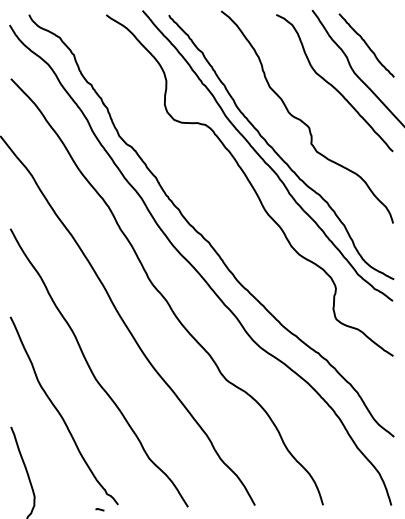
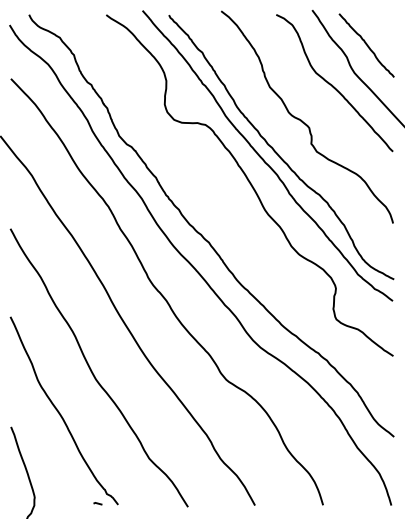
line position: (99, 509) -> (97, 503) (97, 503)
